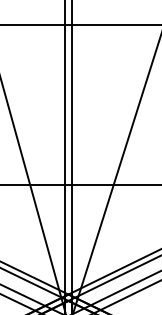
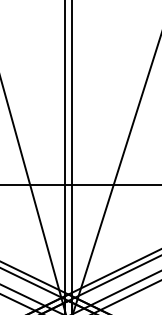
line: present -> none (80, 24)
